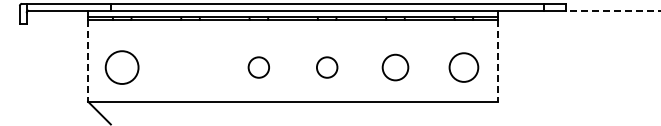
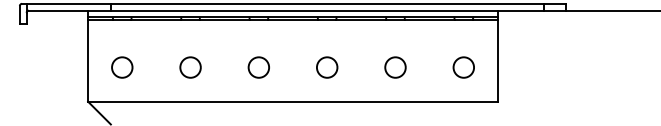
line: dashed -> solid (613, 10)
line: dashed -> solid (88, 60)
line: dashed -> solid (497, 60)
circle size: 36x35 px -> 23x23 px (122, 67)
circle: none -> present (190, 67)
circle size: 29x29 px -> 23x23 px (395, 67)
circle size: 32x31 px -> 23x23 px (463, 67)
